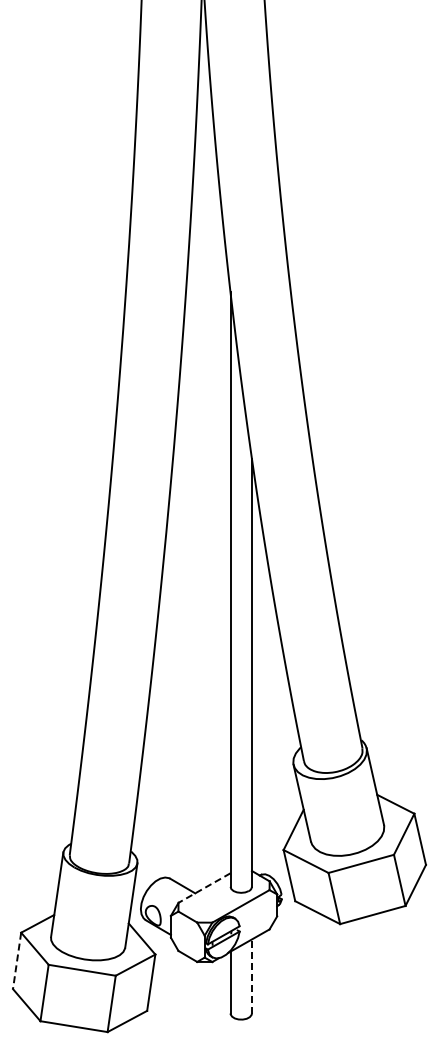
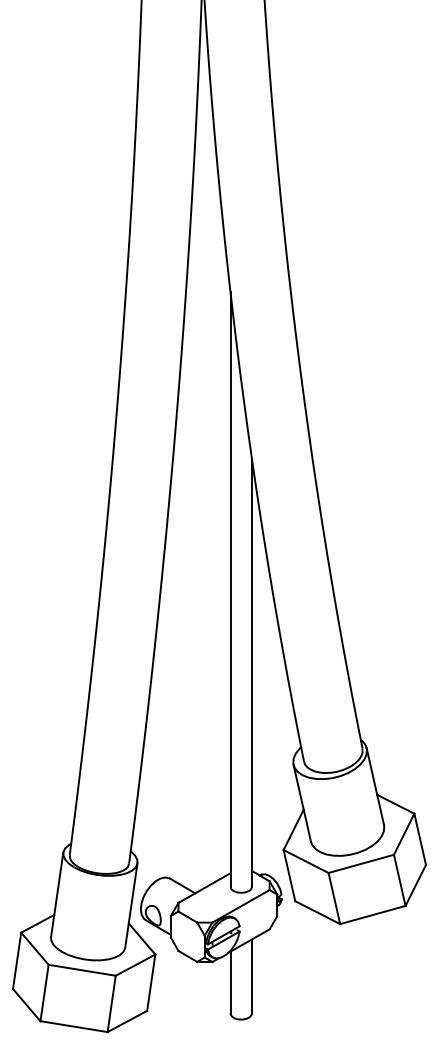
line: dashed -> solid (204, 888)
line: dashed -> solid (17, 961)
line: dashed -> solid (251, 976)
